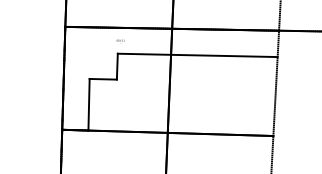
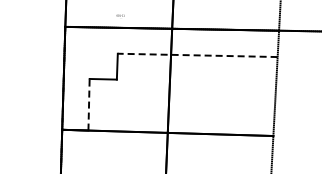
text position: (120, 40) -> (120, 15) (120, 15)
line: solid -> dashed (197, 55)
line: solid -> dashed (89, 104)
